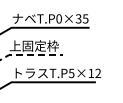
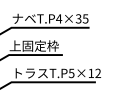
text: T.P0×35 -> T.P4×35 (59, 18)
line: dashed -> solid (30, 55)
